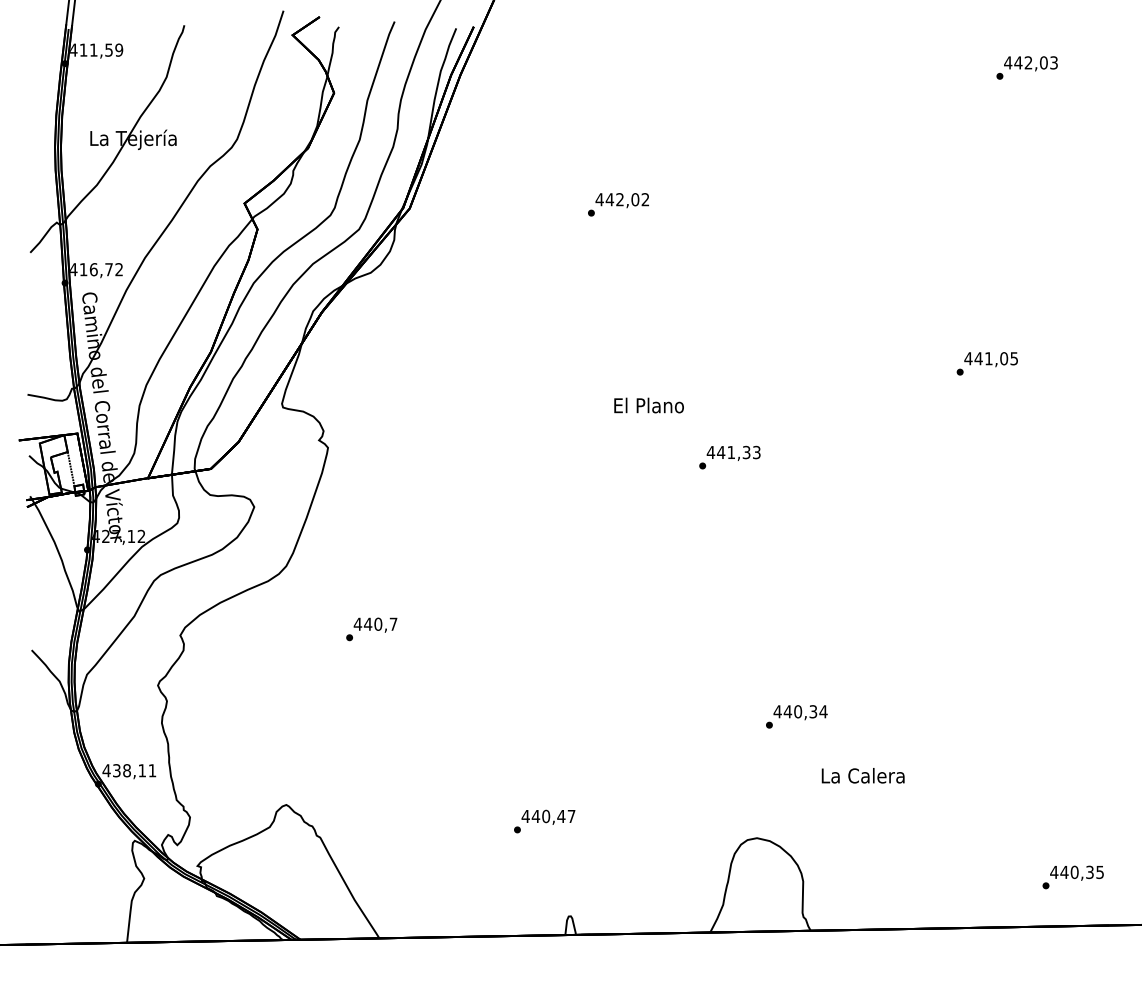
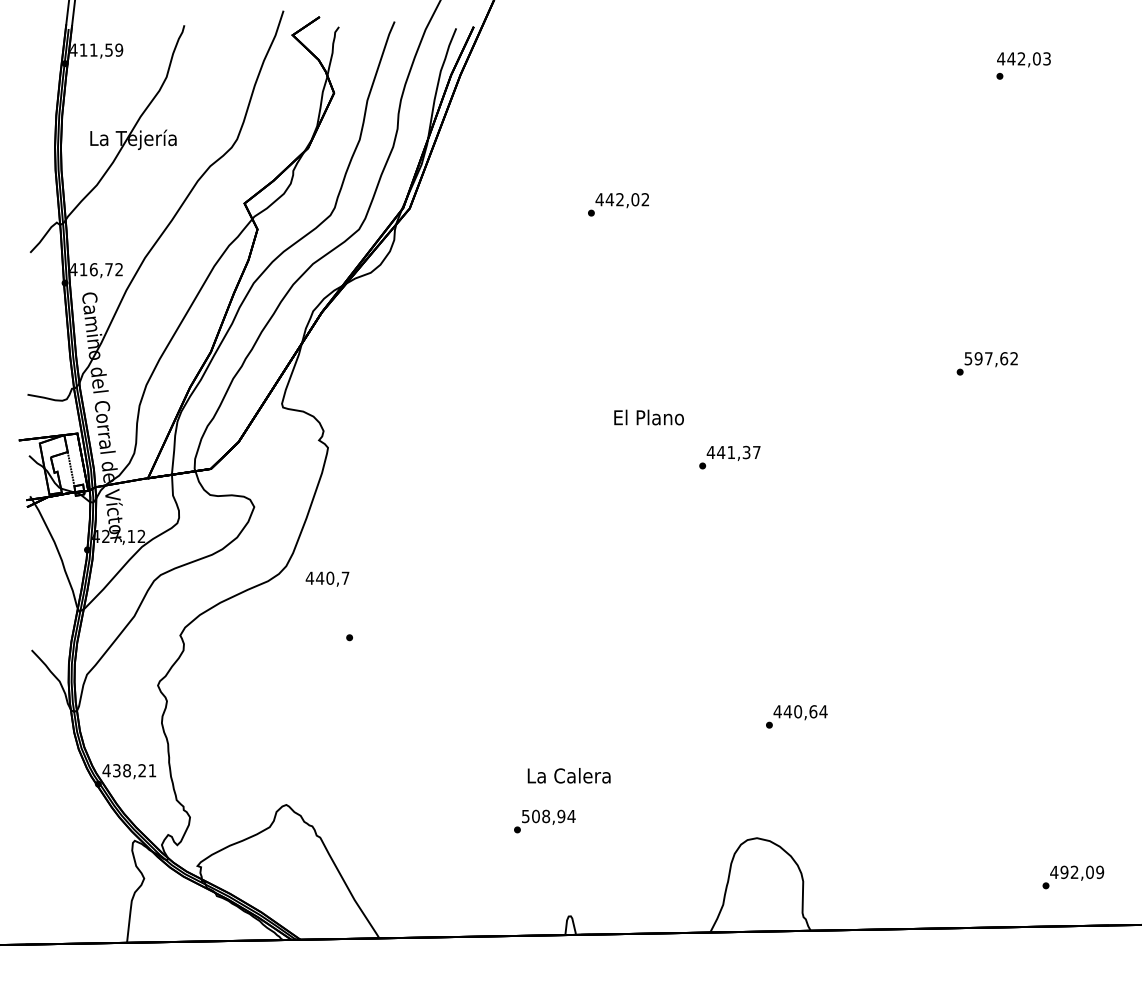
text position: (1030, 63) -> (1023, 59) (1023, 59)
text: 441,05 -> 597,62 (990, 358)
text position: (648, 405) -> (648, 417) (648, 417)
text: 441,33 -> 441,37 (756, 452)
text position: (375, 624) -> (327, 578) (327, 578)
text: 440,34 -> 440,64 (813, 711)
text: 438,11 -> 438,21 (141, 770)
text position: (862, 775) -> (568, 775) (568, 775)
text: 440,47 -> 508,94 (548, 816)
text: 440,35 -> 492,09 (1082, 872)
